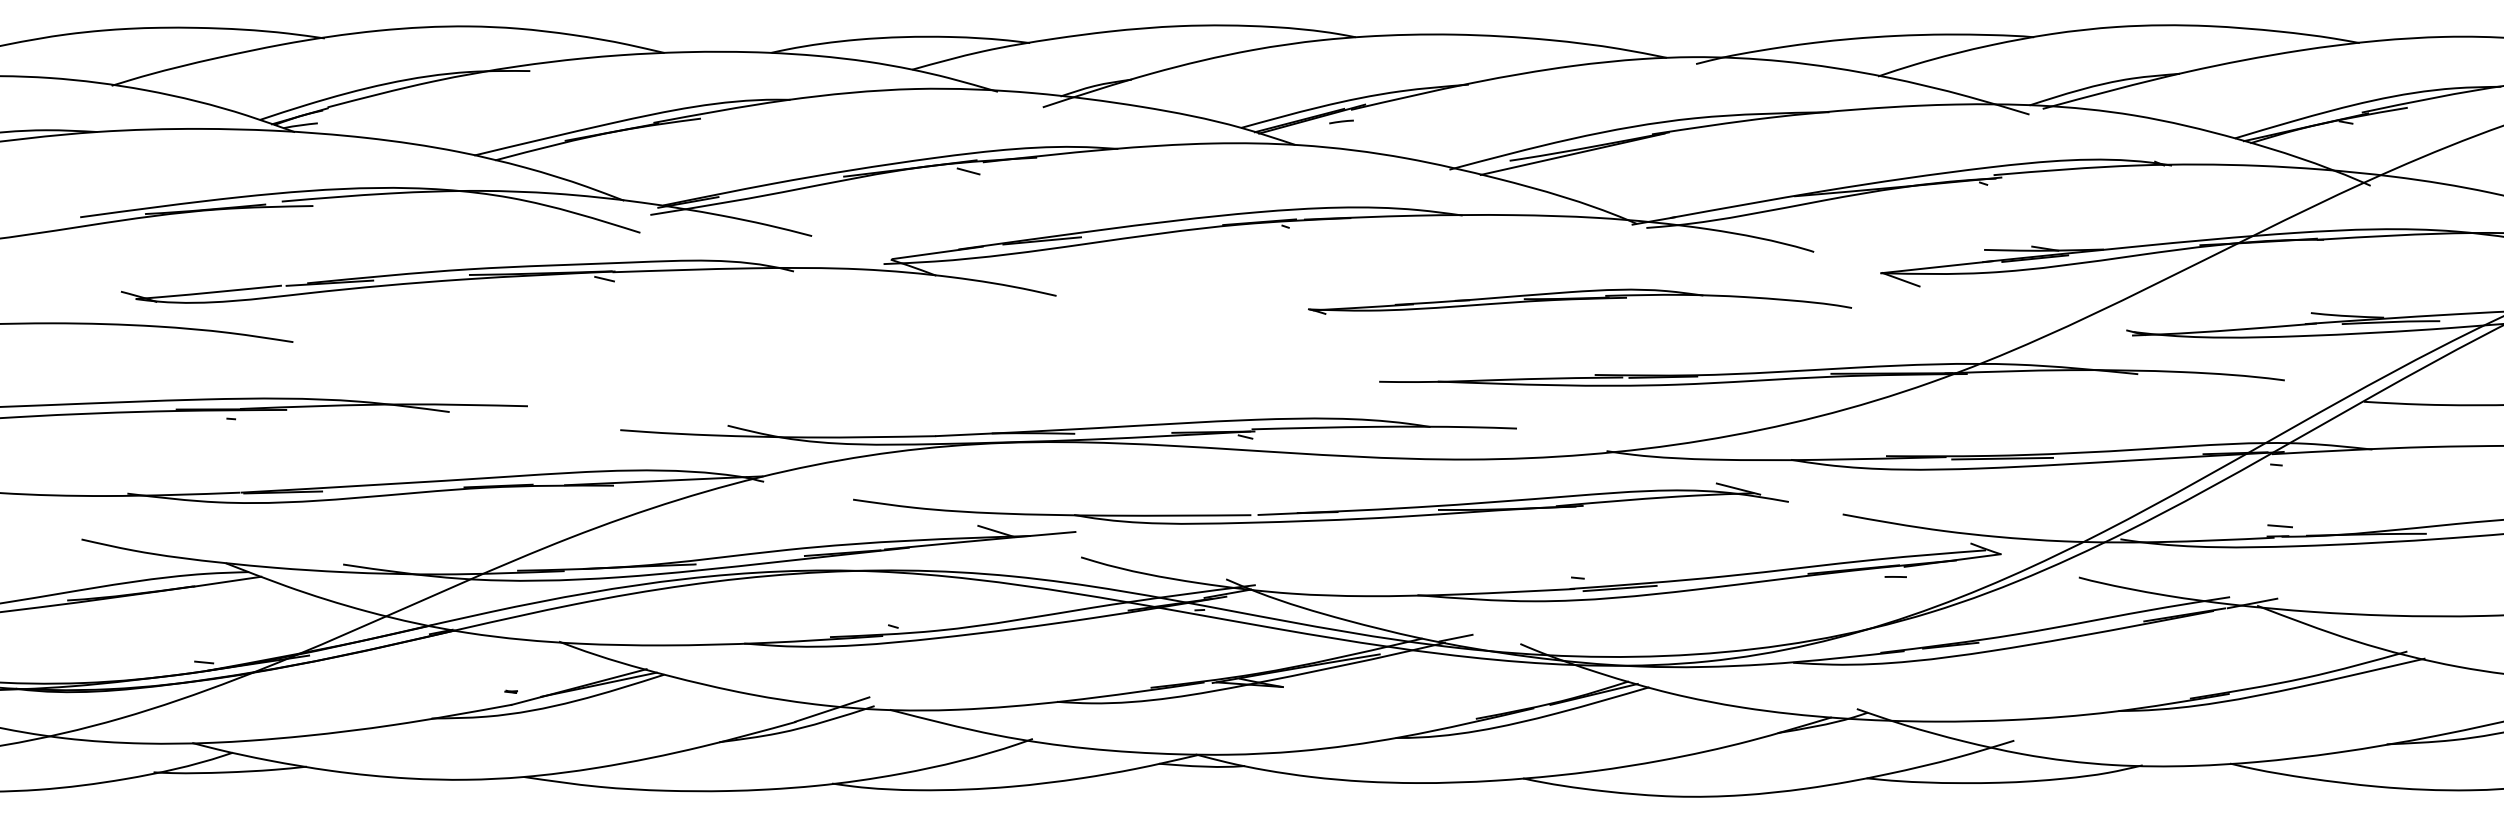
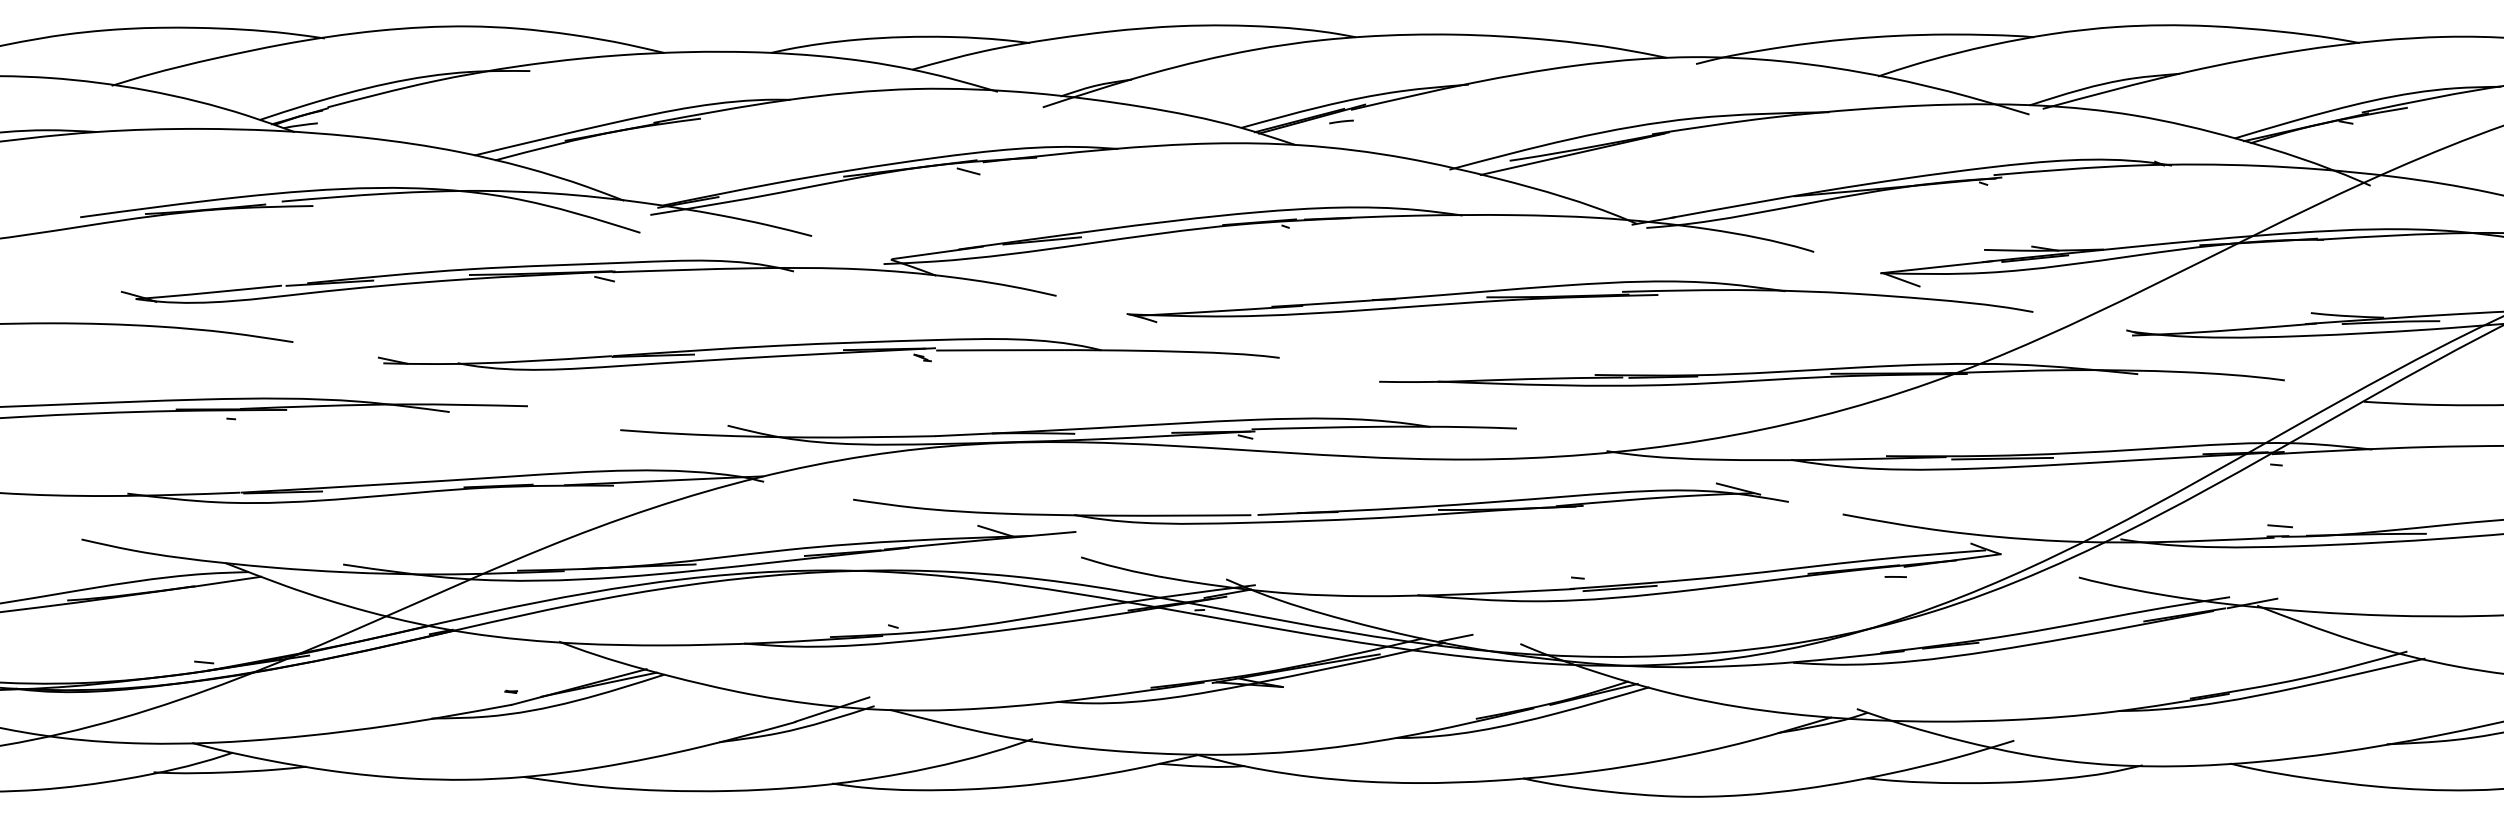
part size: 544x27 px -> 908x44 px (1579, 301)
part: none -> present (828, 354)
